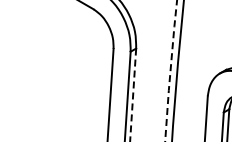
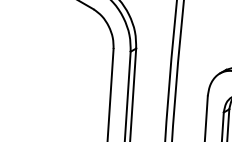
arc: dashed -> solid (170, 71)
line: dashed -> solid (133, 95)
